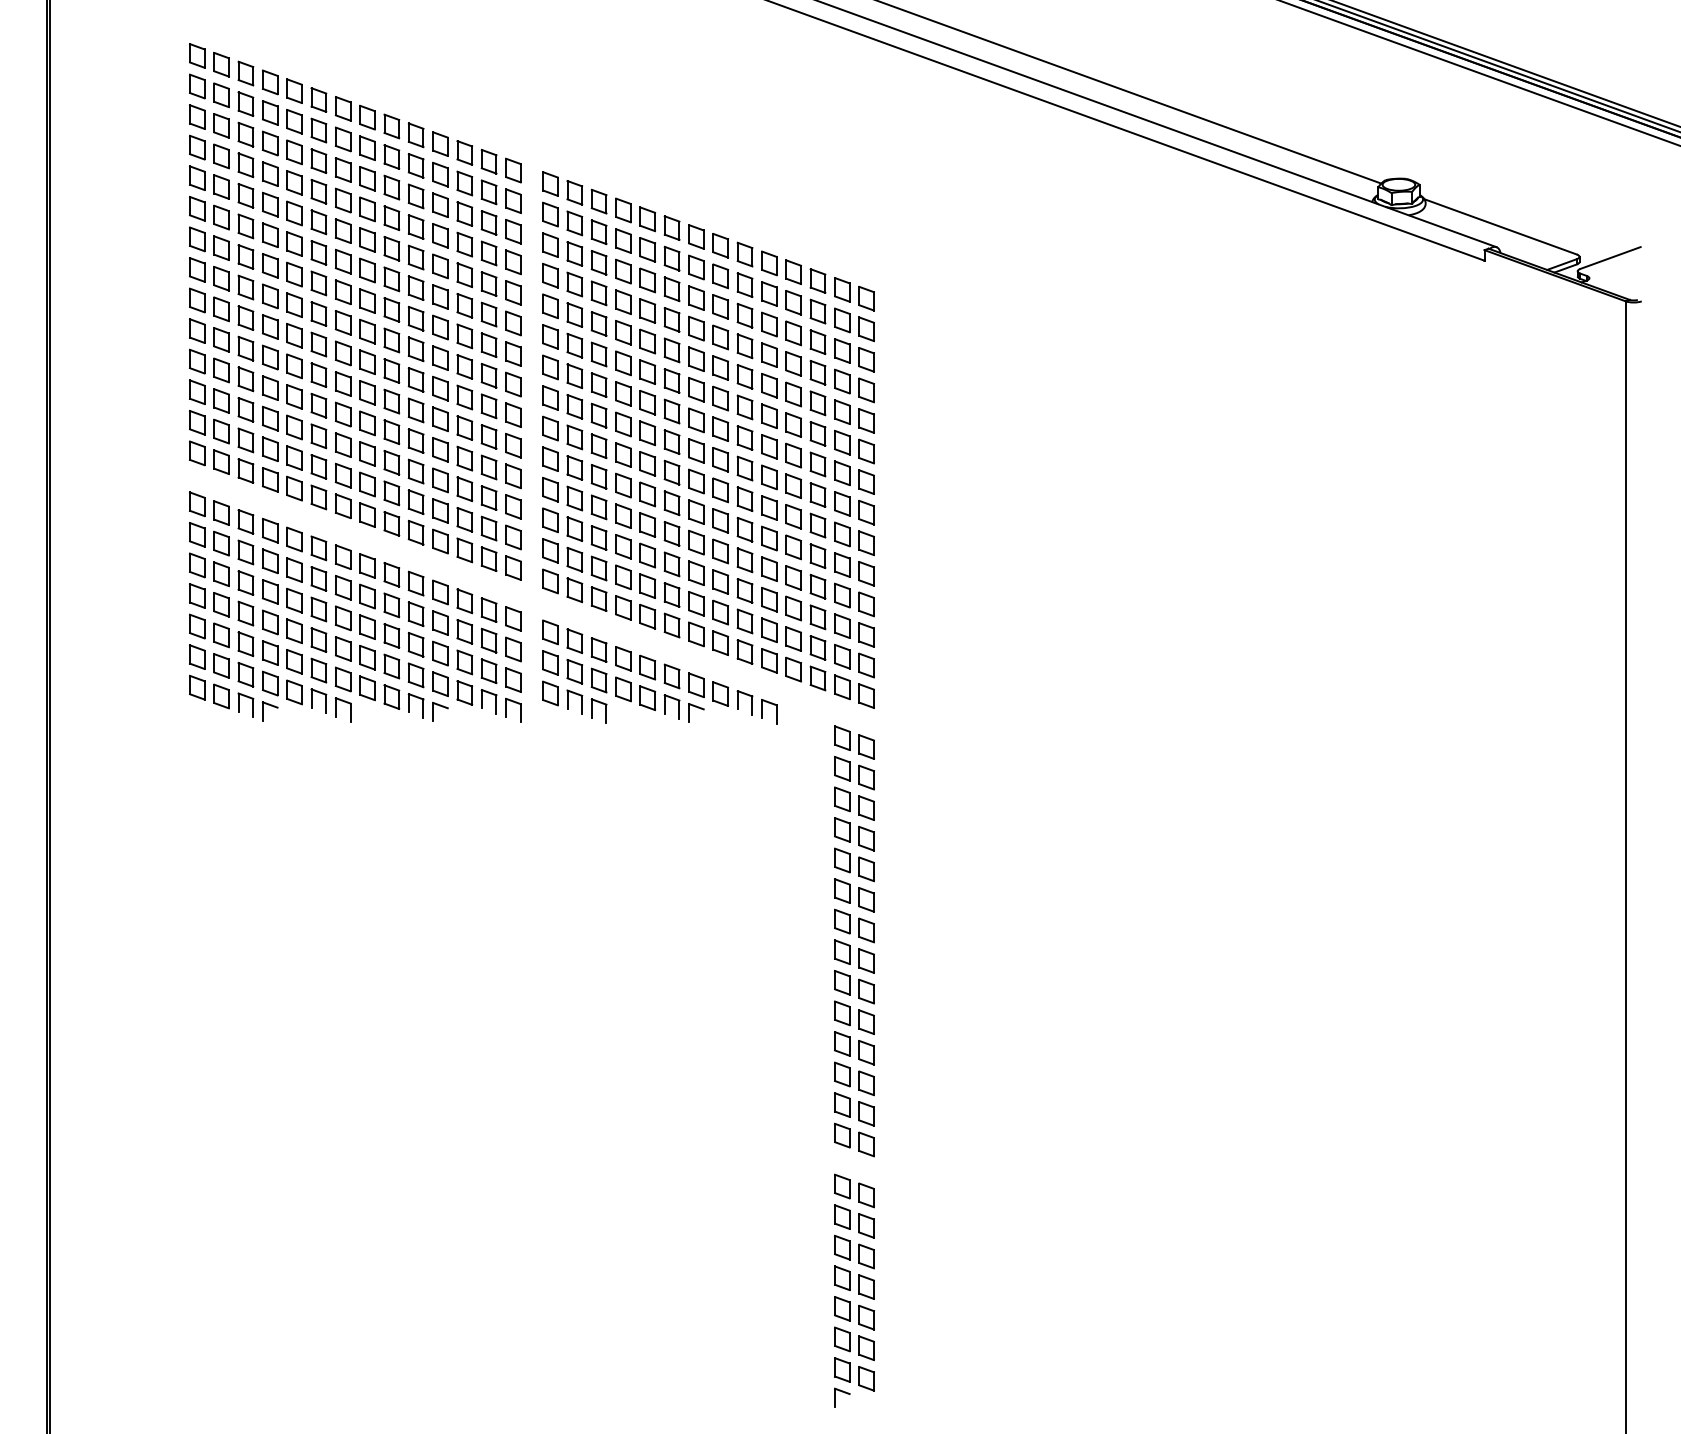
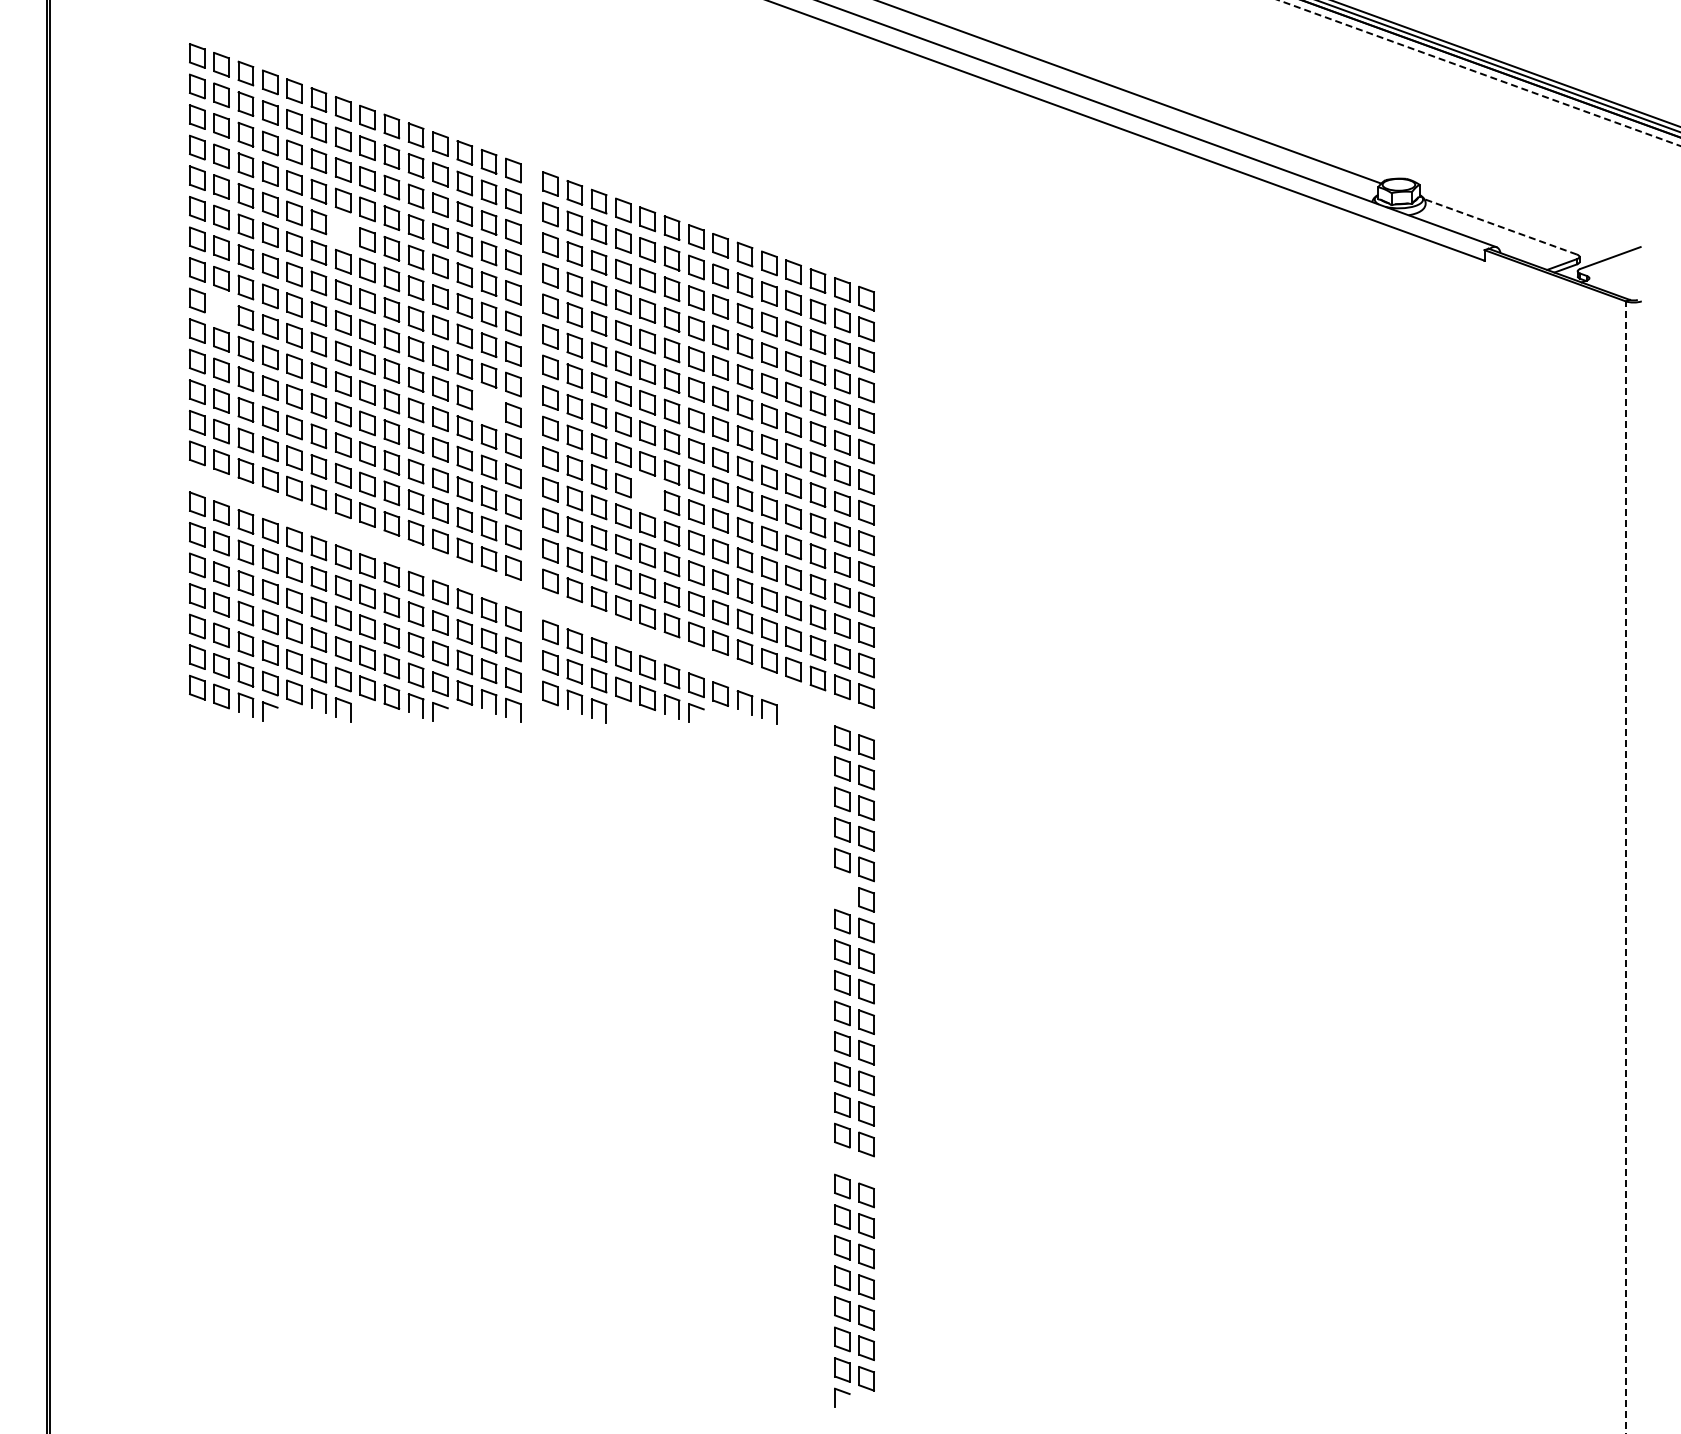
line: solid -> dashed (1479, 73)
line: solid -> dashed (1500, 226)
part: present -> none (342, 230)
part: present -> none (221, 309)
part: present -> none (488, 406)
part: present -> none (647, 494)
line: solid -> dashed (1625, 866)
part: present -> none (842, 890)
